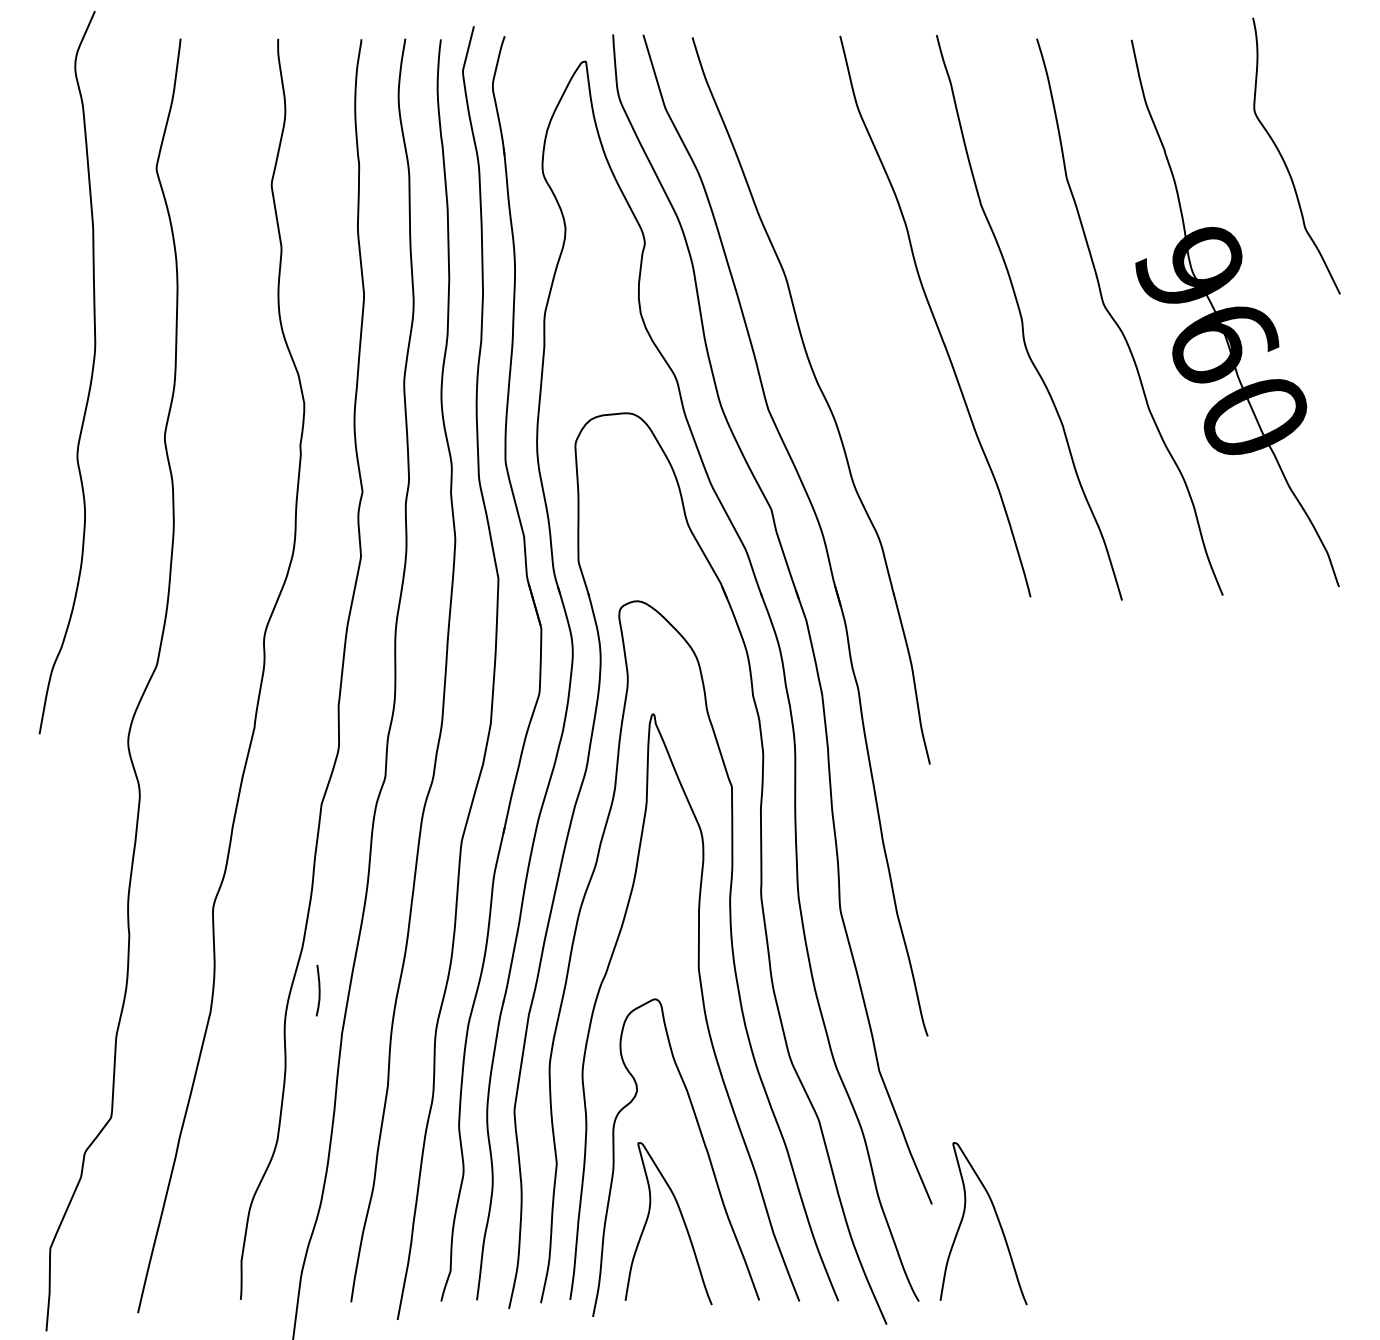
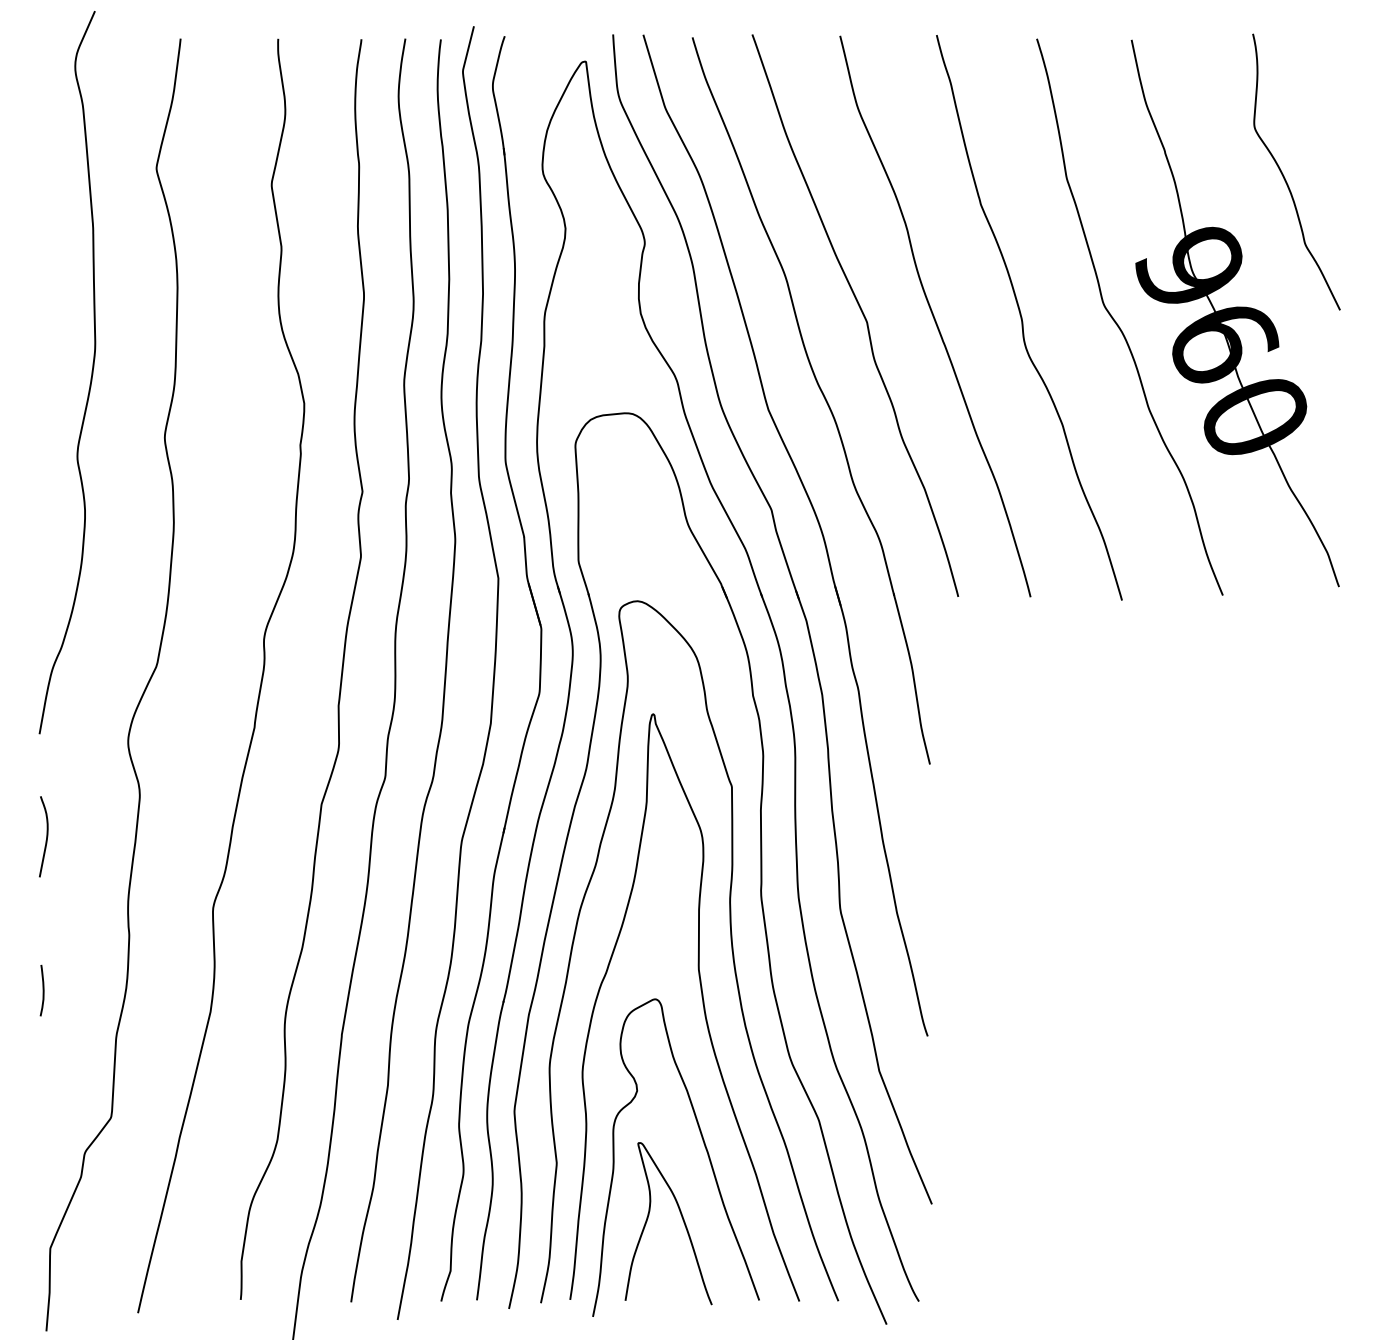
curve position: (1284, 159) -> (1284, 175) (1284, 175)
curve: none -> present (861, 312)
curve: none -> present (46, 836)
curve position: (318, 990) -> (42, 990) (42, 990)
curve: present -> none (996, 1217)
